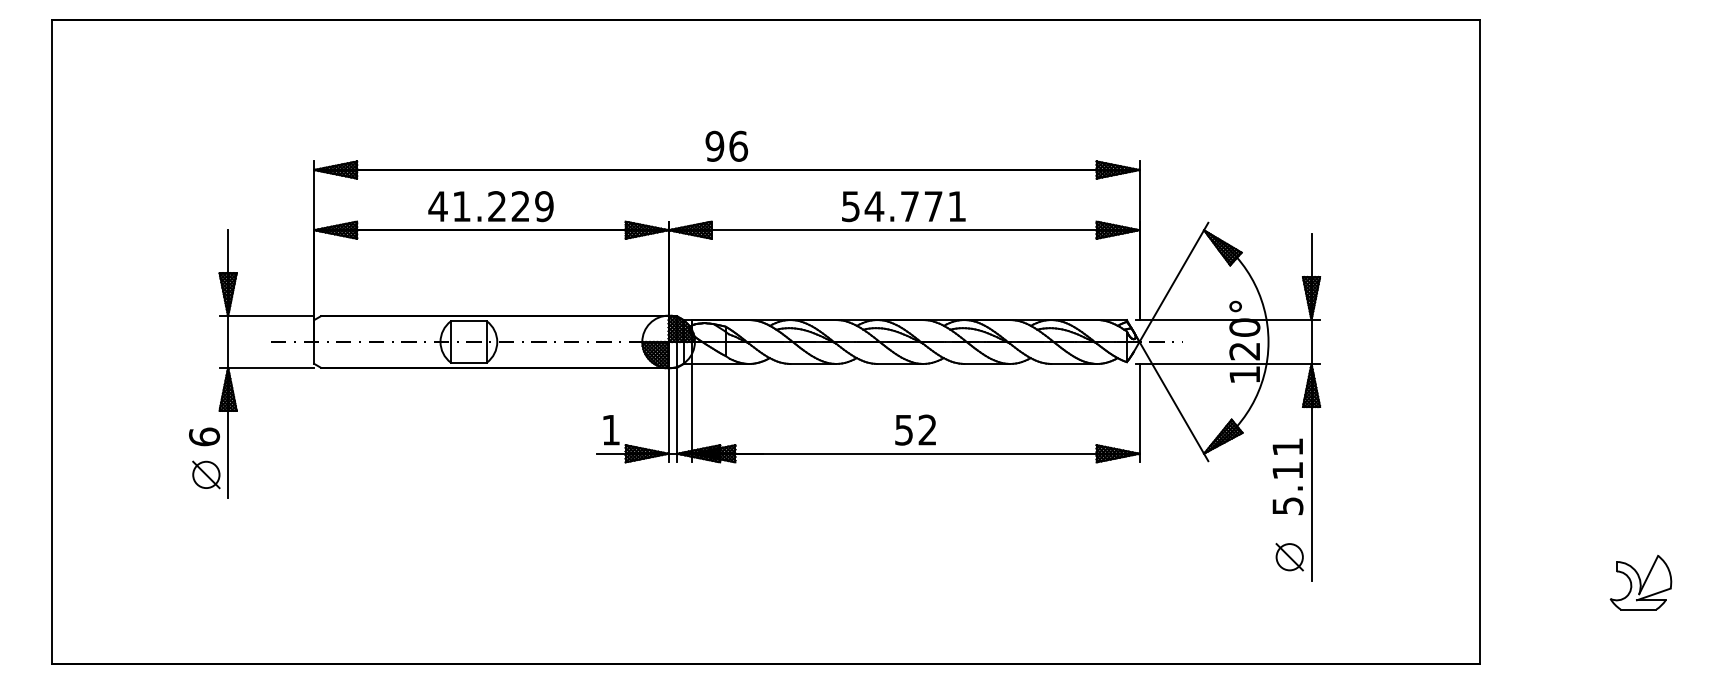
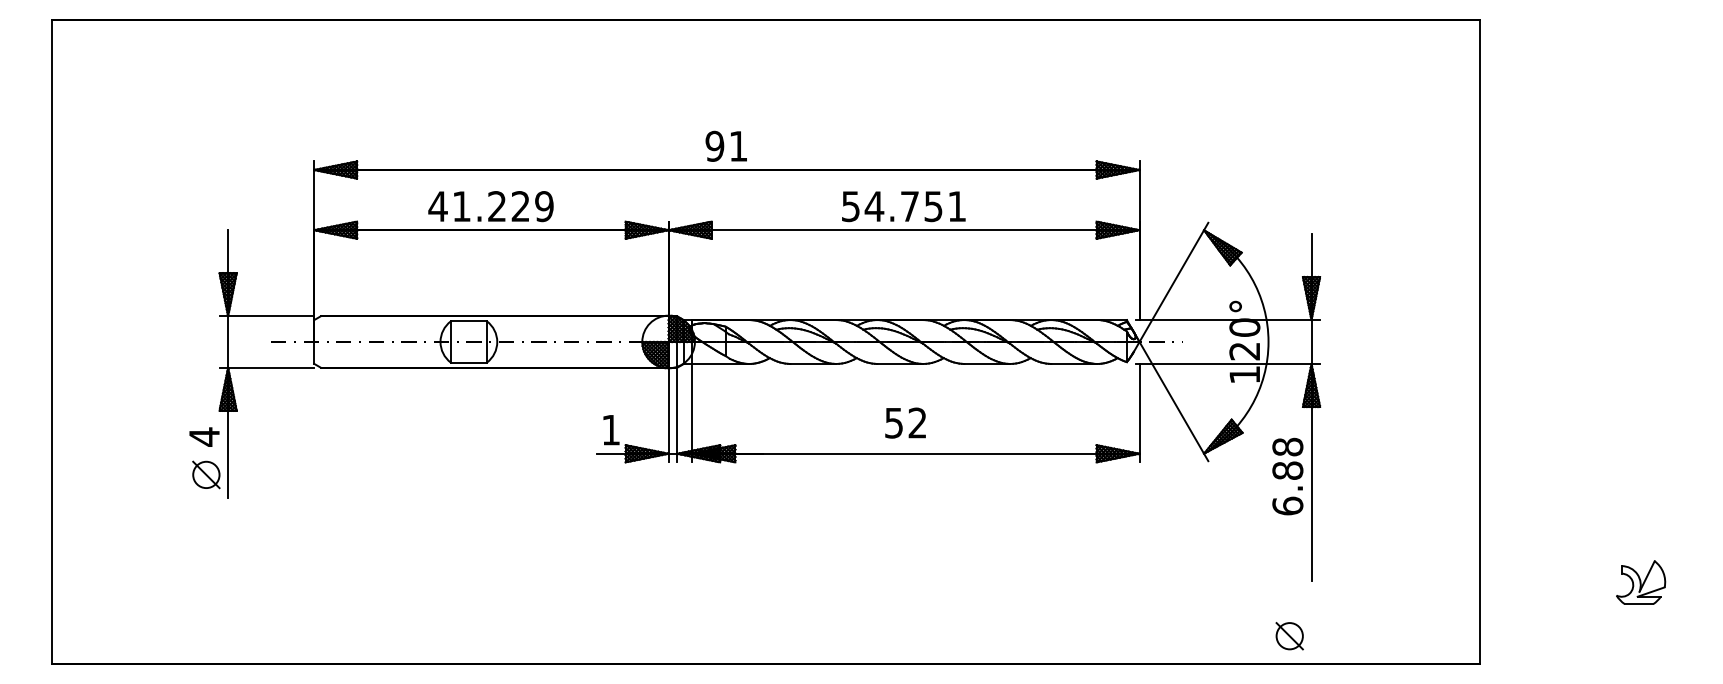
text: 96 -> 91 (738, 145)
text: 54.771 -> 54.751 (933, 206)
text position: (915, 429) -> (905, 422) (905, 422)
text: 6 -> 4 (204, 436)
text: 5.11 -> 6.88 (1287, 476)
part position: (1289, 557) -> (1289, 636) (1289, 636)
part size: 64x57 px -> 51x45 px (1641, 582)
